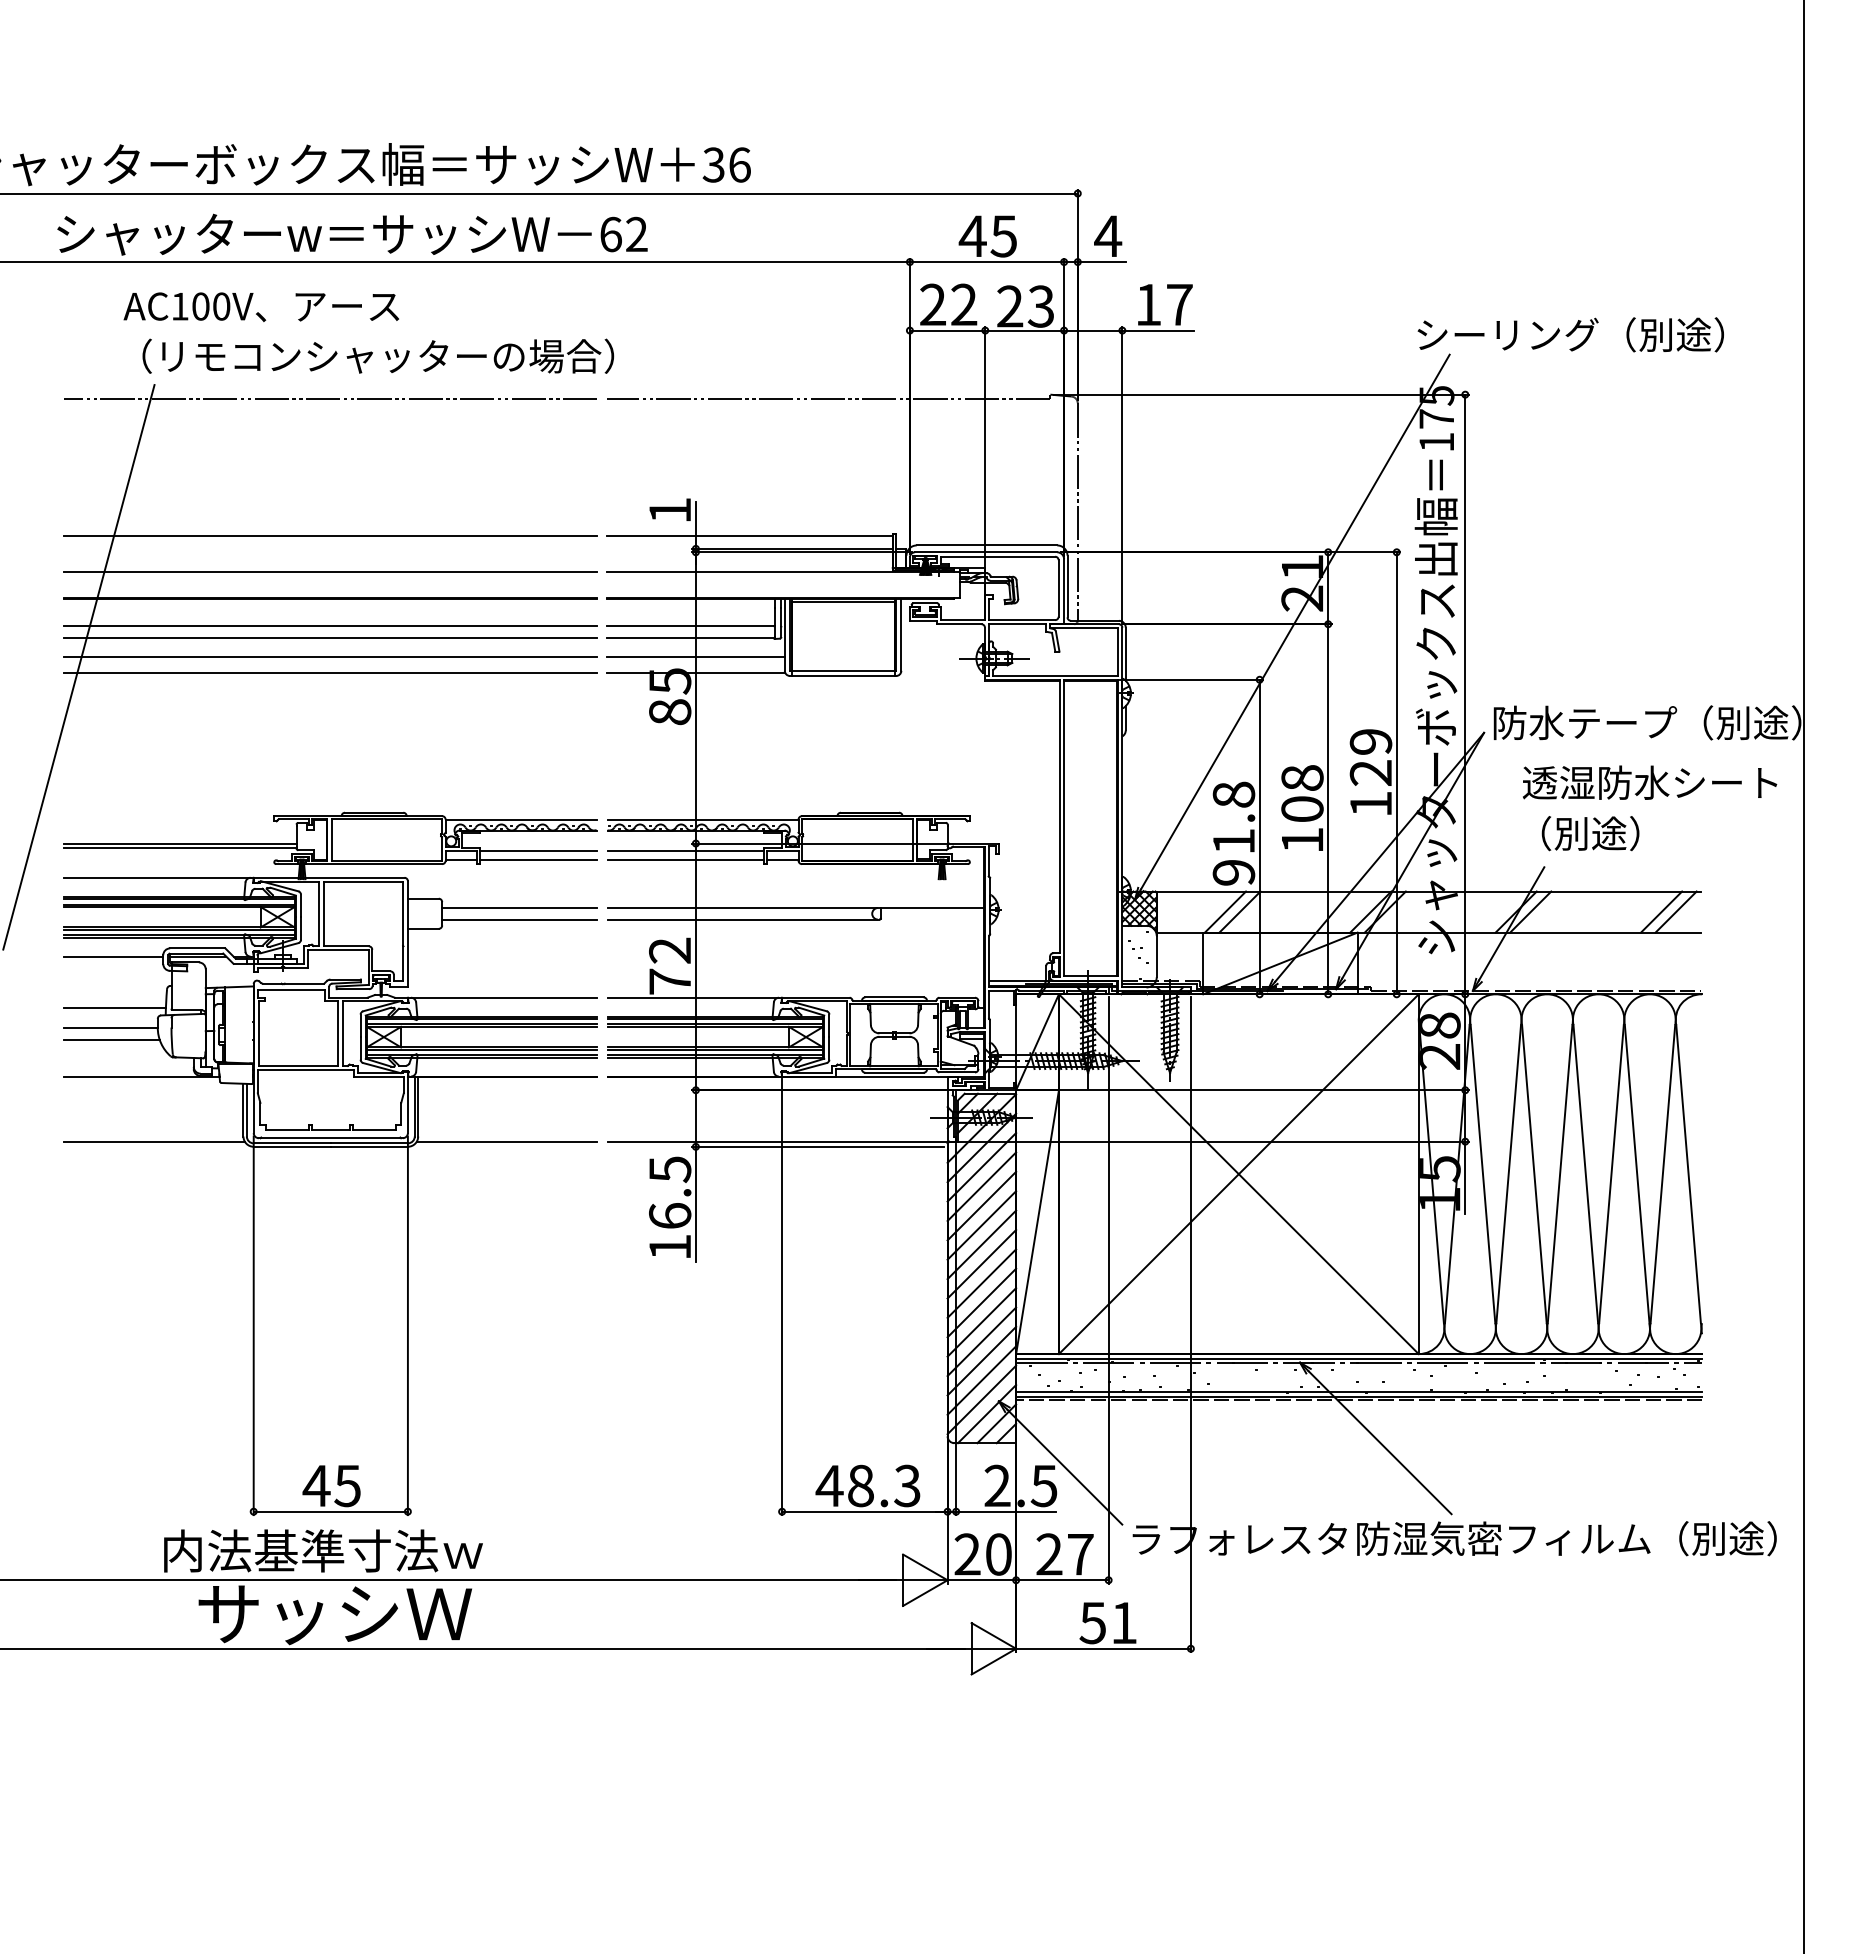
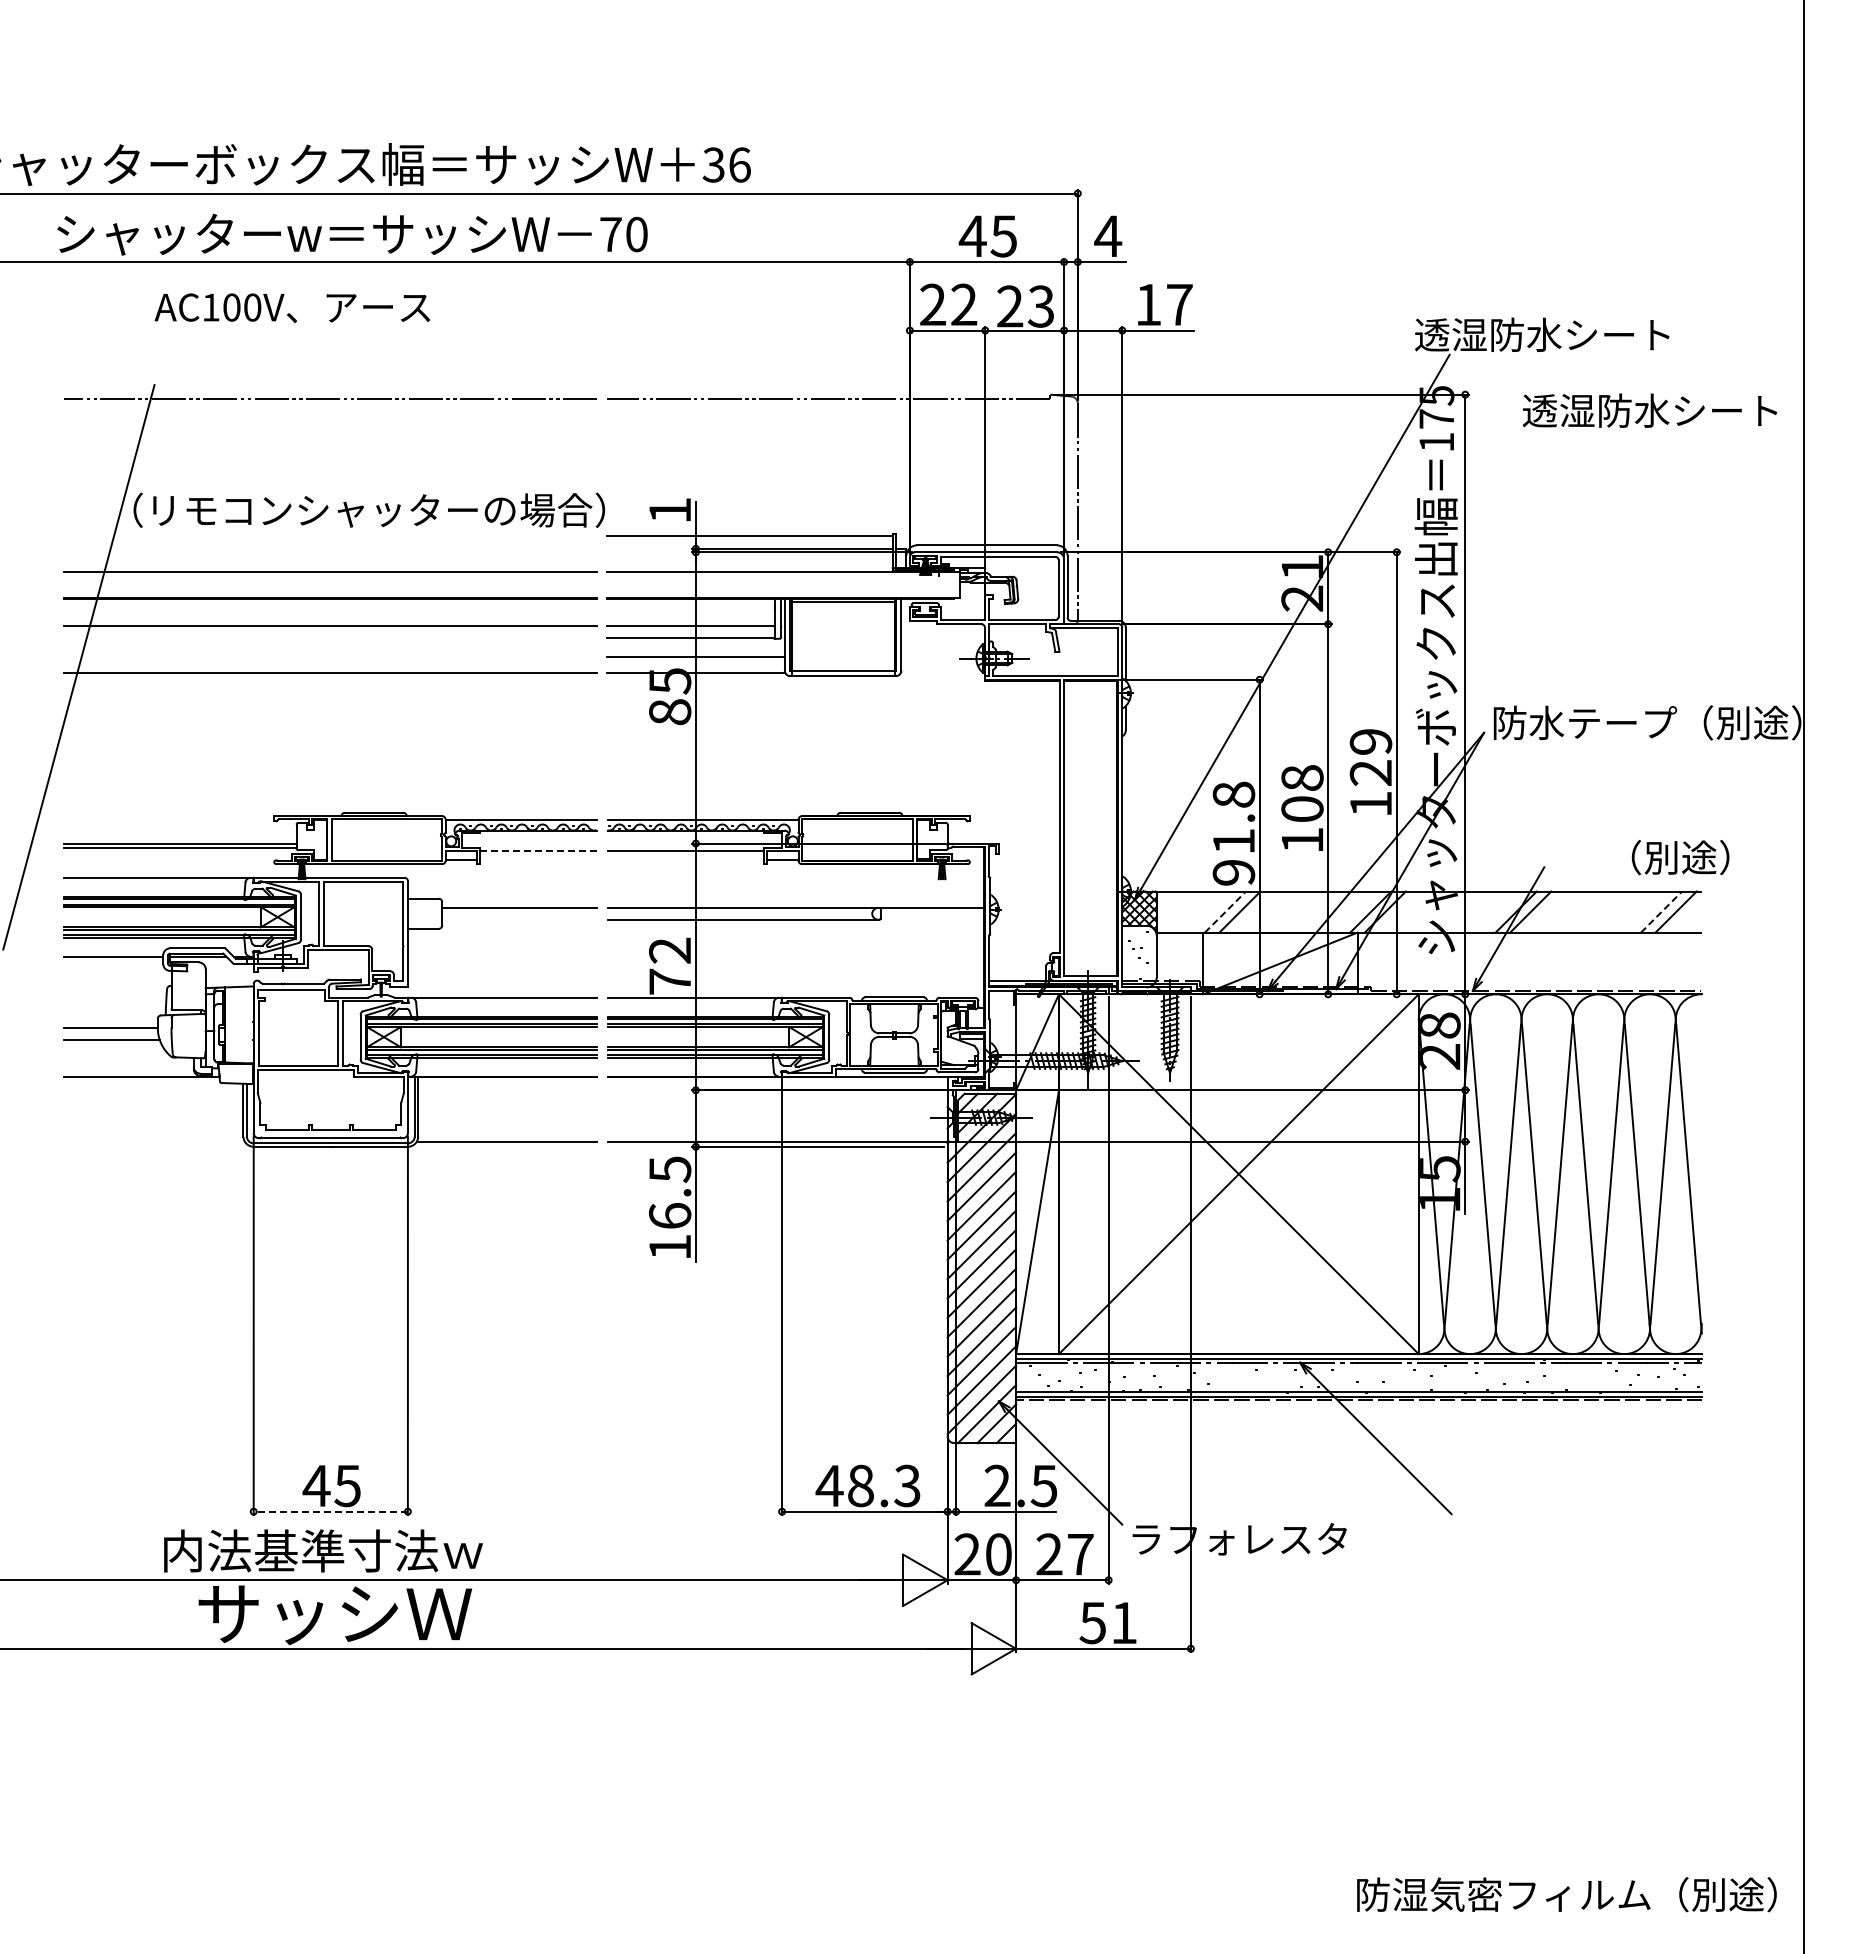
text: 62 -> 70 (623, 234)
text position: (261, 306) -> (292, 307) (292, 307)
text: シーリング（別途） -> 透湿防水シート (1569, 334)
text position: (378, 355) -> (369, 509) (369, 509)
line: present -> none (330, 535)
line: present -> none (330, 638)
line: present -> none (330, 657)
text position: (1650, 782) -> (1650, 410) (1650, 410)
text position: (1590, 833) -> (1680, 857) (1680, 857)
line: solid -> dashed (538, 850)
line: present -> none (538, 859)
line: present -> none (685, 859)
line: solid -> dashed (1225, 911)
line: solid -> dashed (1661, 911)
line: present -> none (519, 919)
line: present -> none (114, 1008)
line: present -> none (154, 1141)
line: solid -> dashed (330, 1511)
text position: (1566, 1538) -> (1566, 1894) (1566, 1894)
